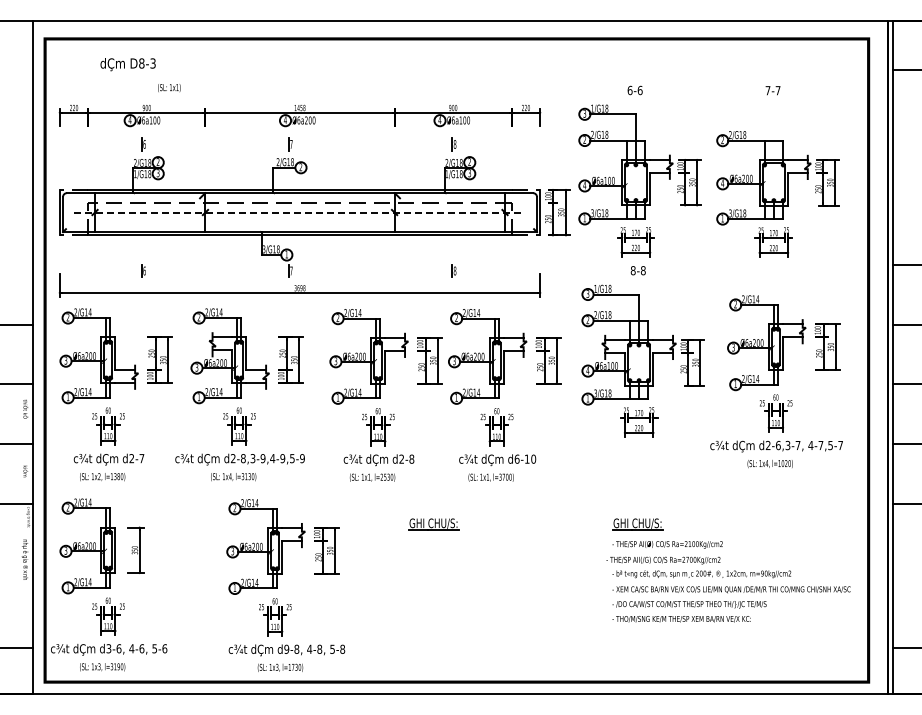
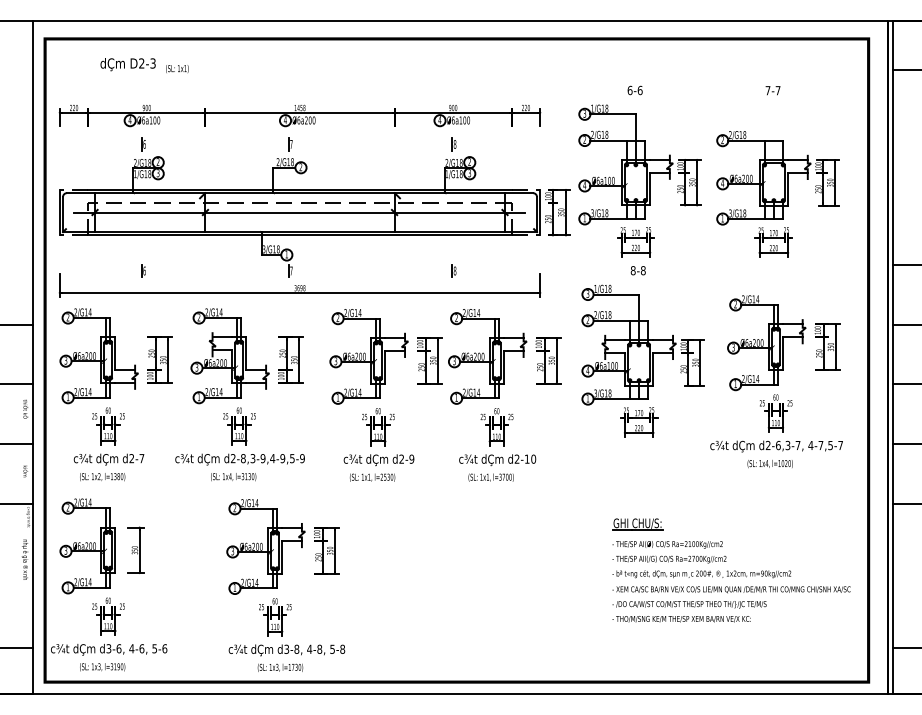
text: D8-3 -> D2-3 (141, 63)
text position: (169, 88) -> (177, 69) (177, 69)
line: dashed -> solid (299, 212)
text: d6-10 -> d2-10 (516, 458)
text: d2-8 -> d2-9 (411, 459)
part: present -> none (433, 524)
text position: (663, 560) -> (669, 559) (669, 559)
text: d9-8, -> d3-8, (286, 648)
